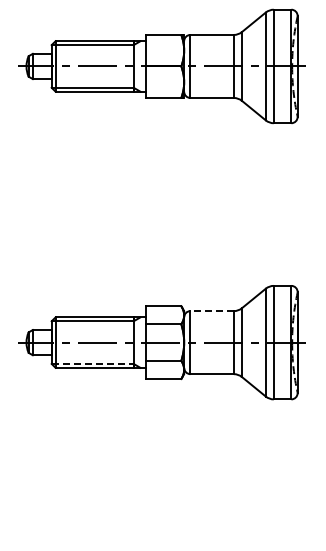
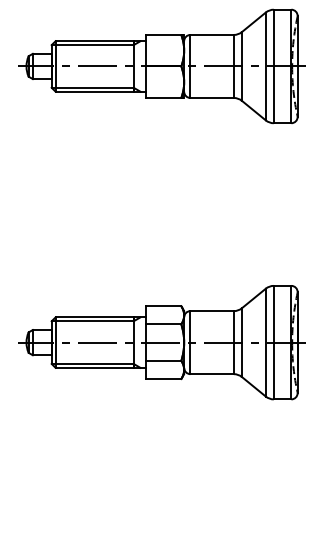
line: dashed -> solid (212, 311)
line: dashed -> solid (92, 363)
